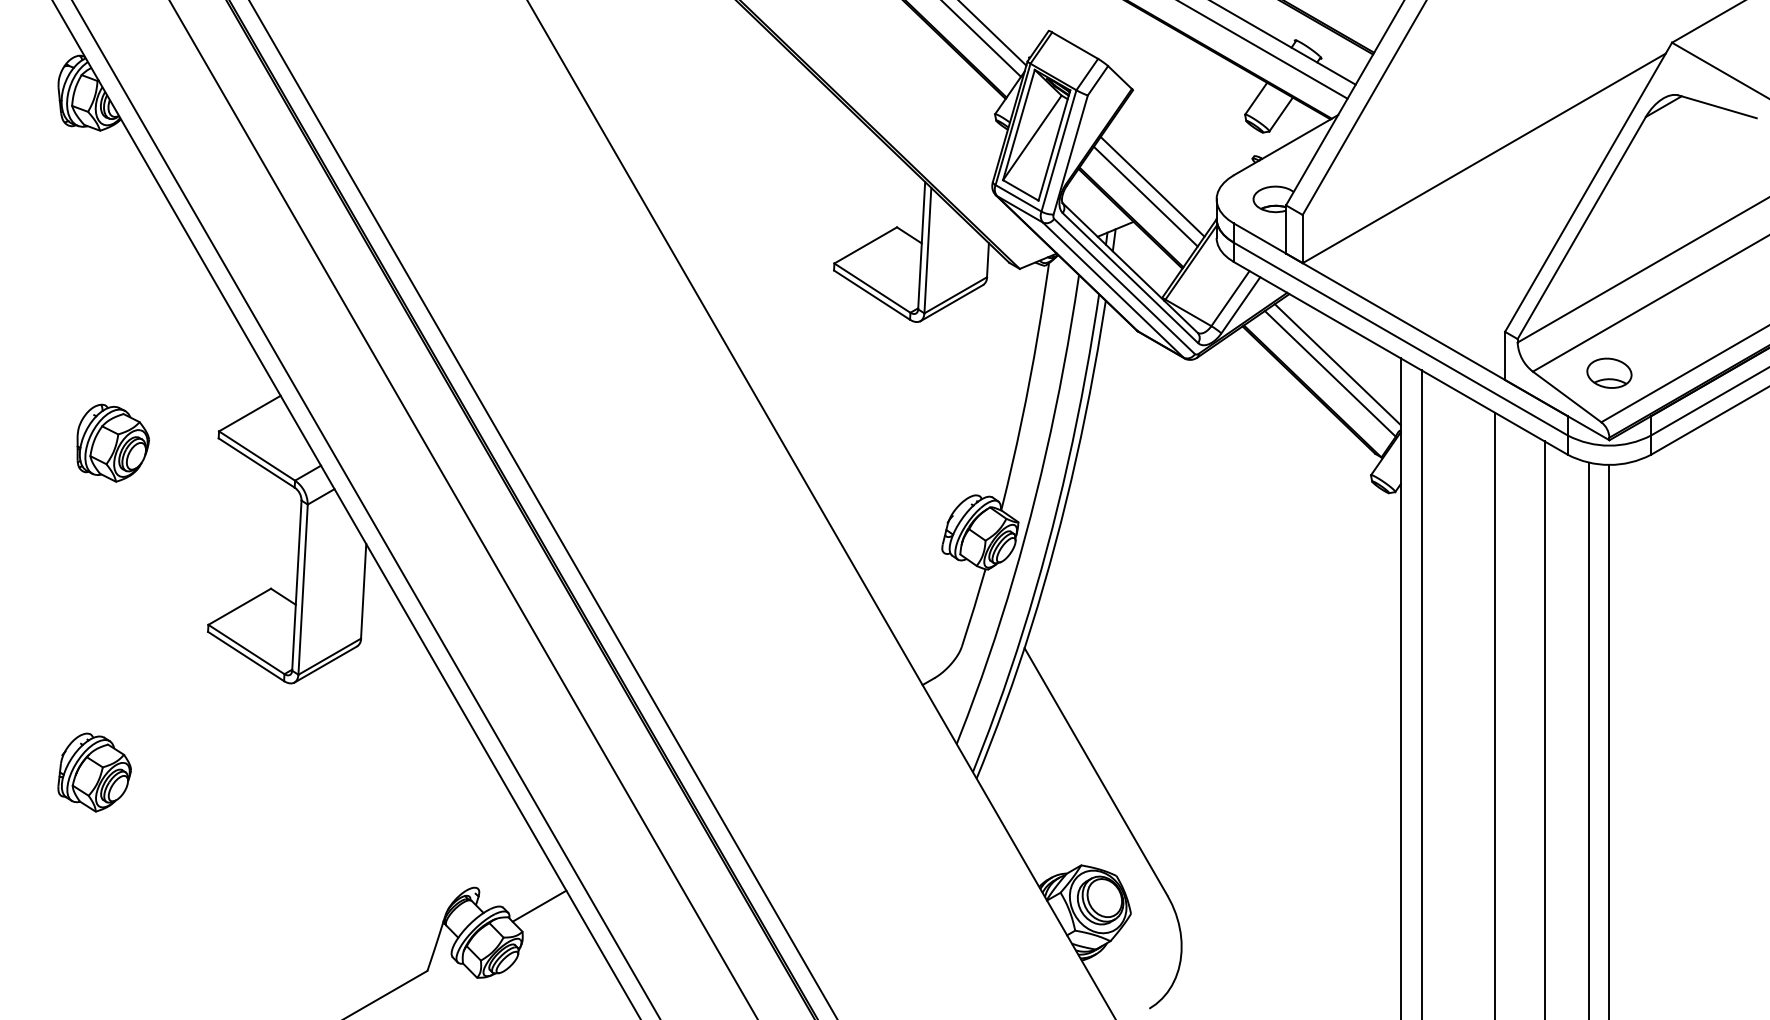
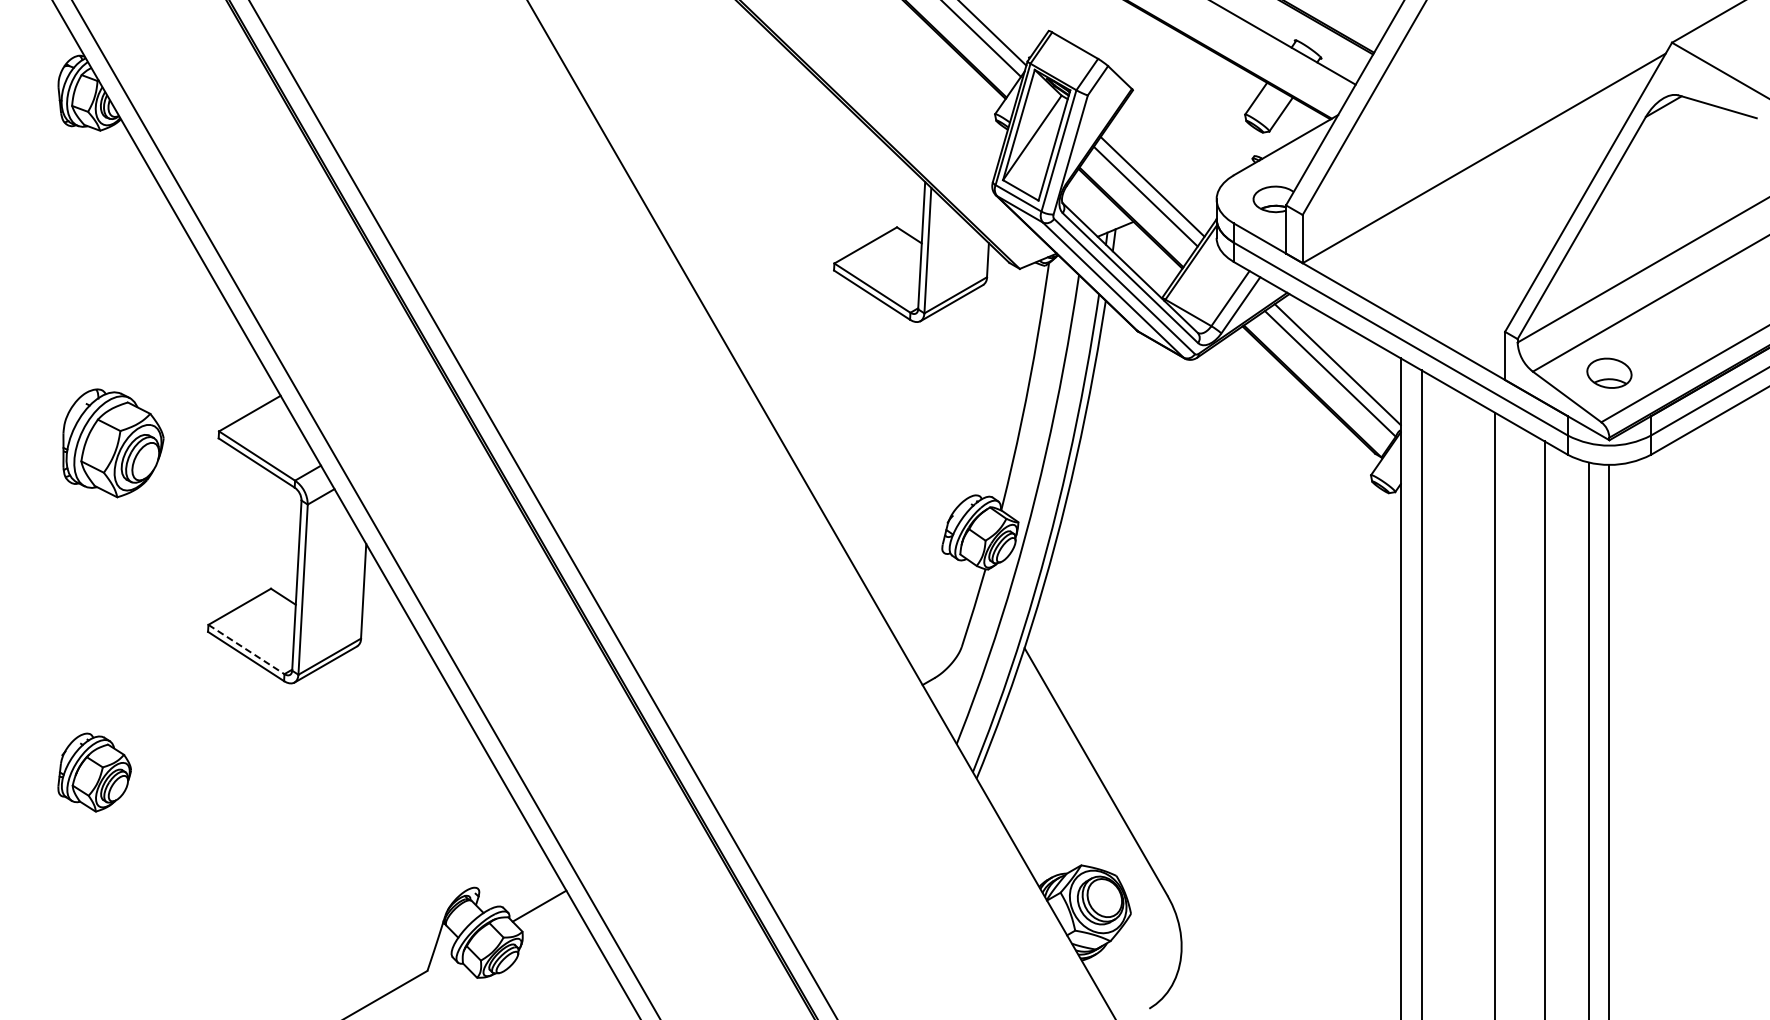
line: present -> none (1263, 50)
part size: 74x80 px -> 103x111 px (113, 443)
line: present -> none (463, 509)
line: solid -> dashed (246, 649)
